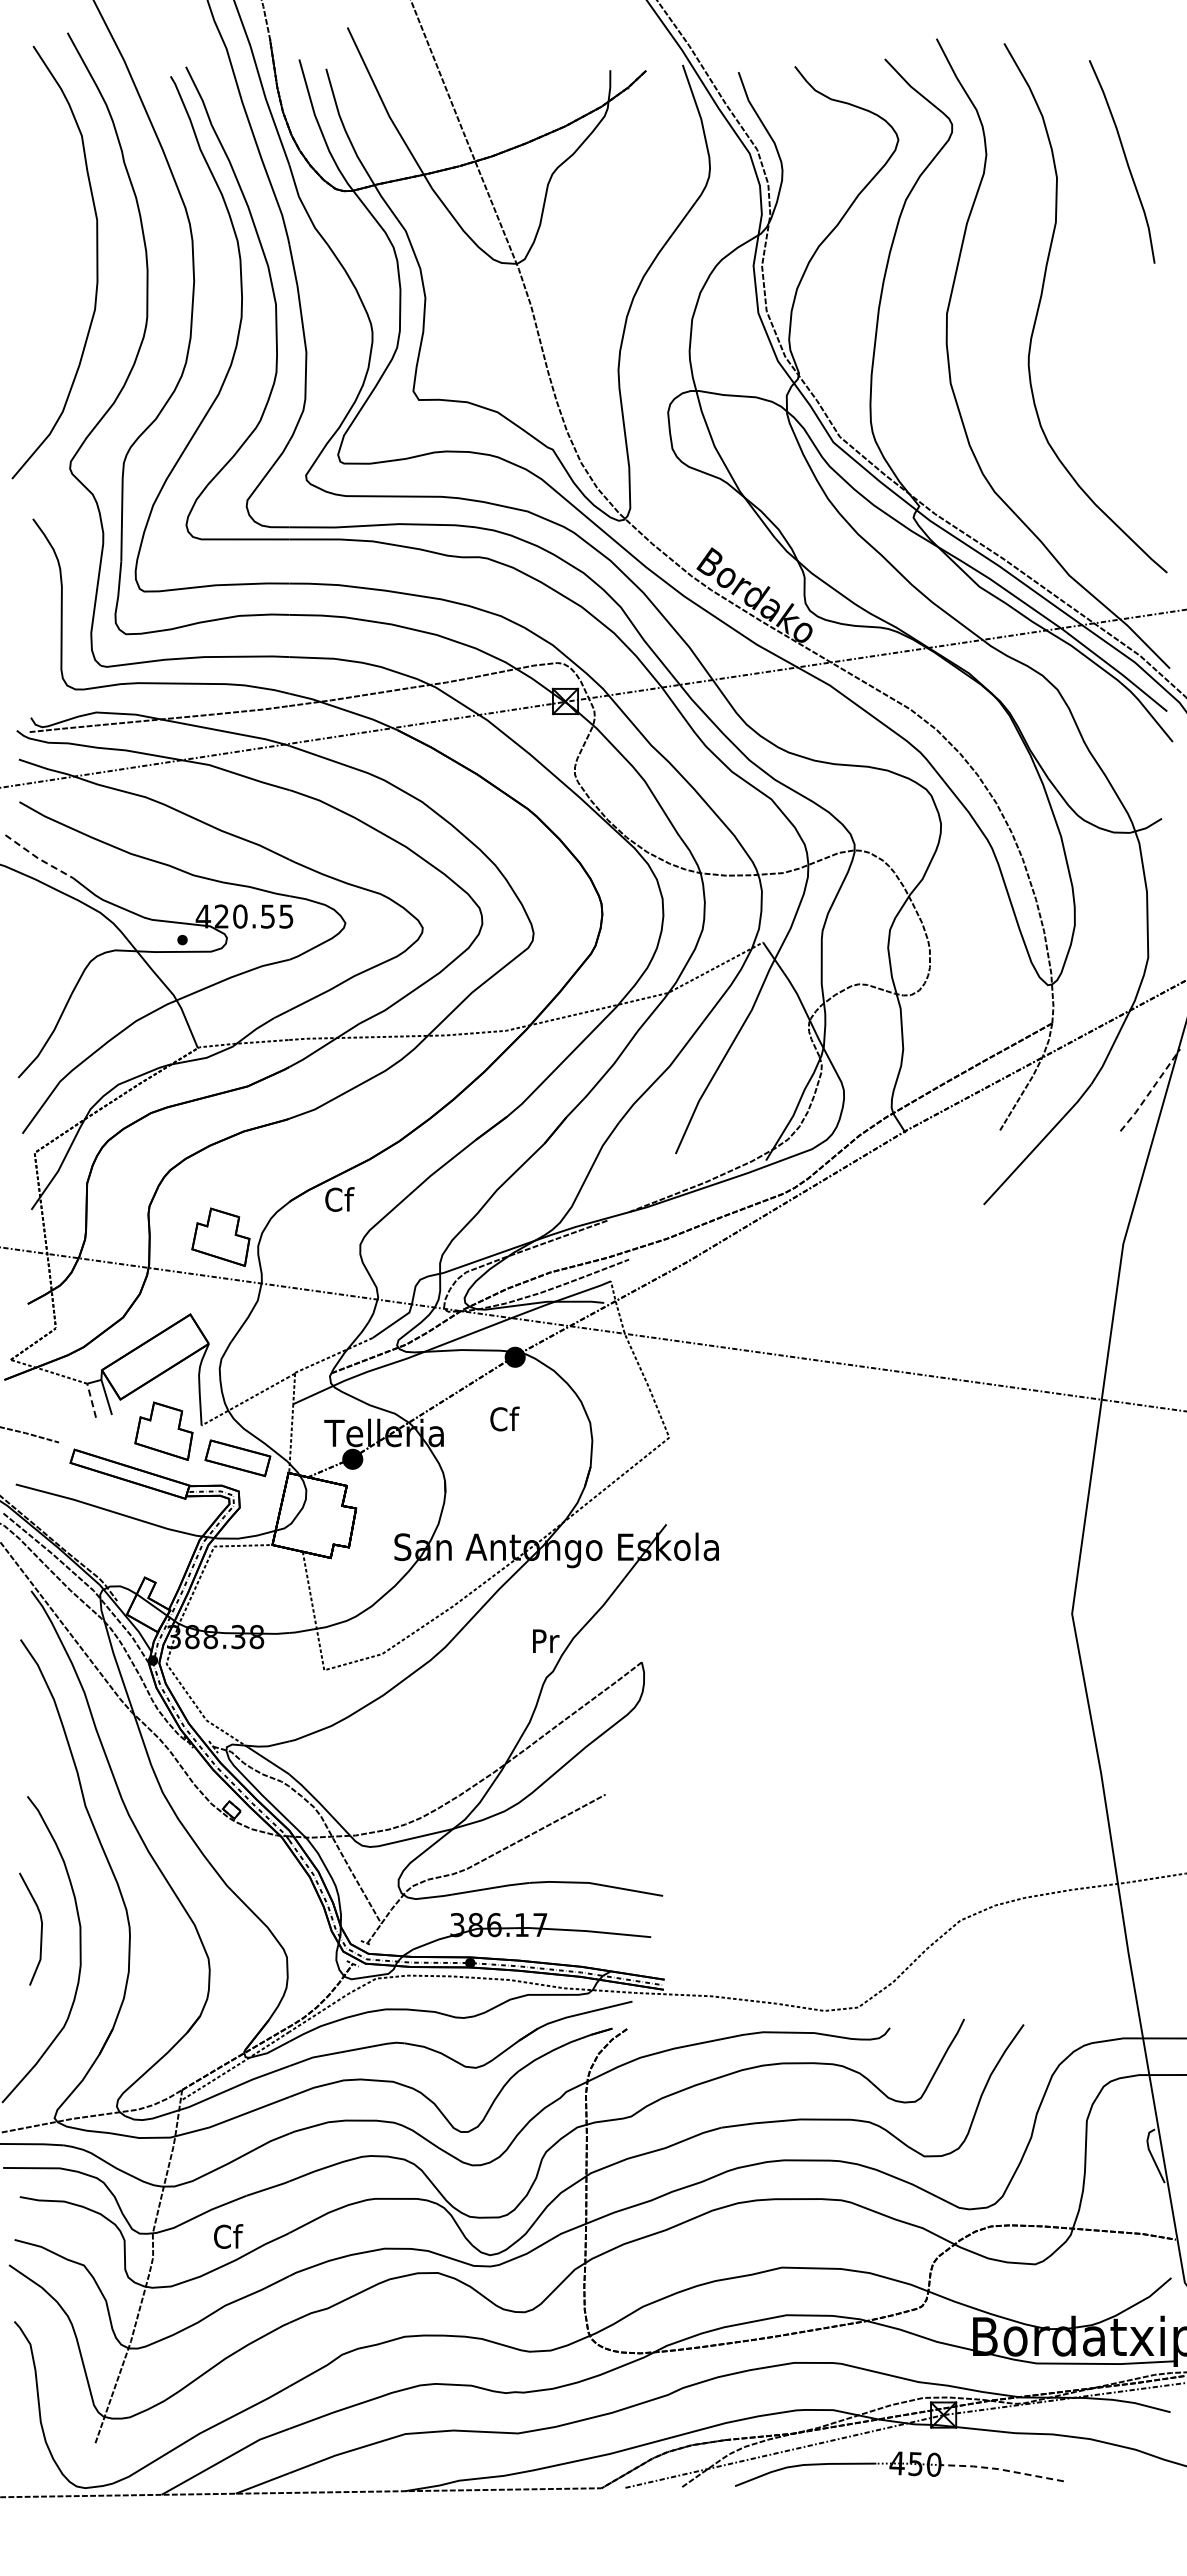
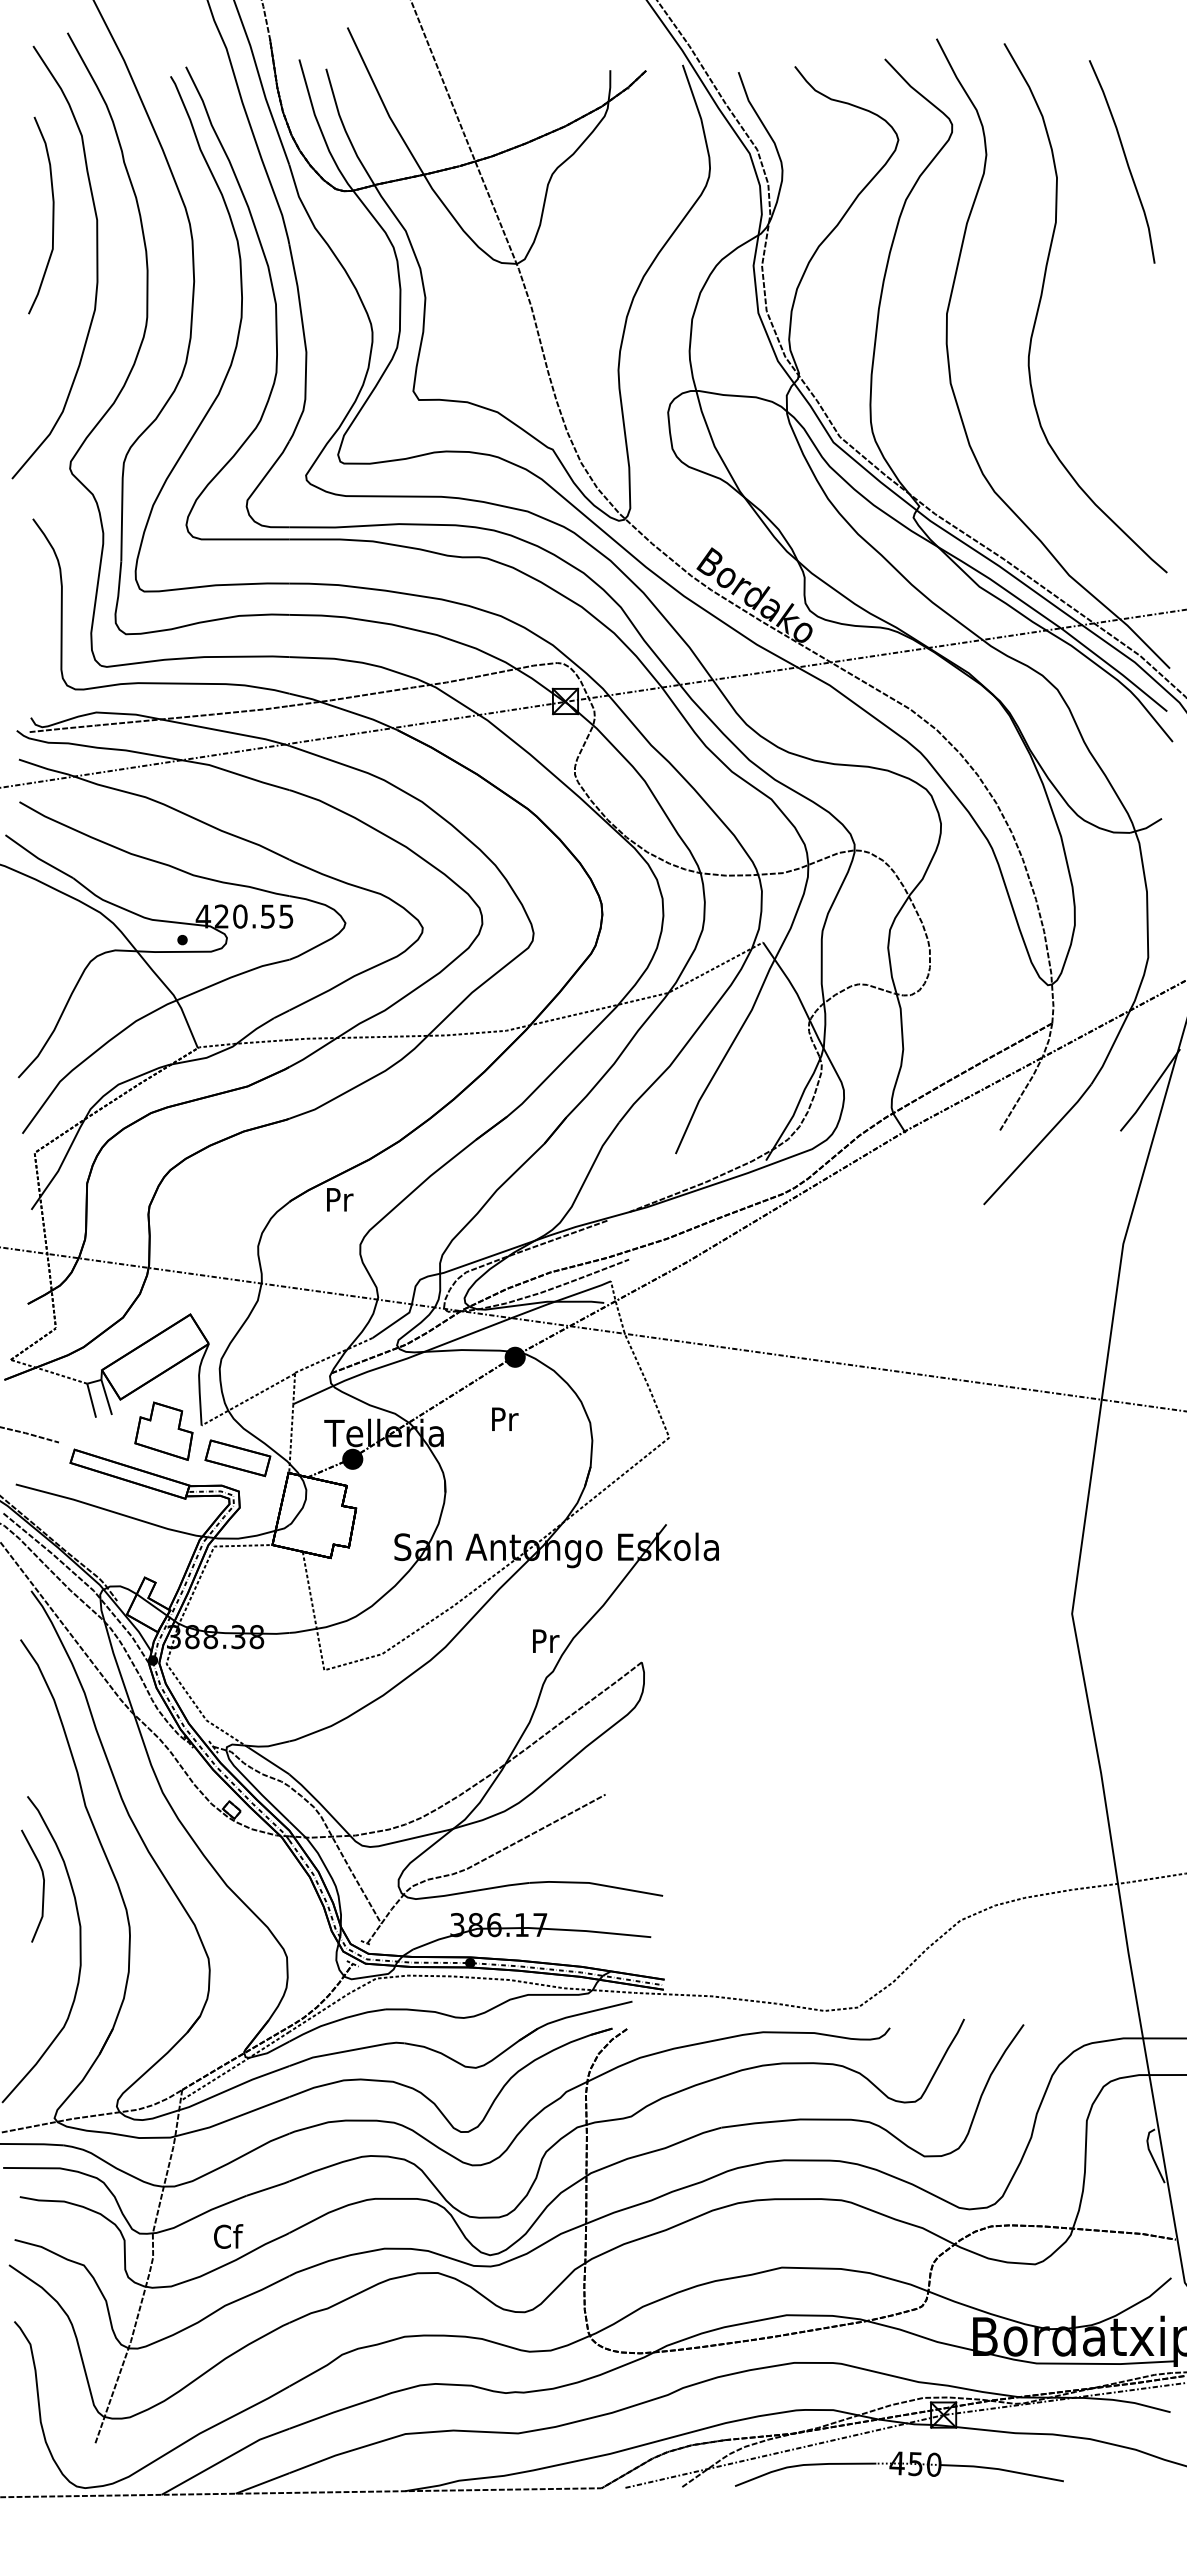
curve: none -> present (52, 215)
line: dashed -> solid (38, 858)
line: dashed -> solid (1150, 1091)
text: Cf -> Pr (339, 1199)
part: present -> none (220, 1236)
line: dashed -> solid (91, 1400)
text: Cf -> Pr (504, 1418)
curve position: (40, 1930) -> (42, 1887) (42, 1887)
line: dashed -> solid (1001, 2469)
